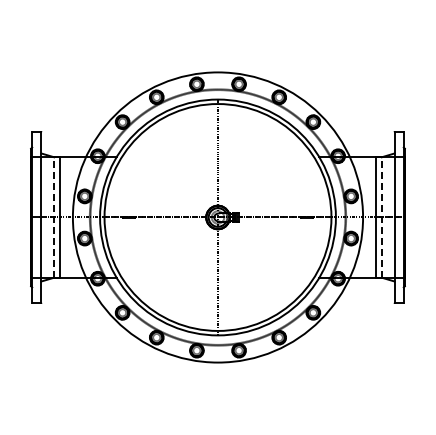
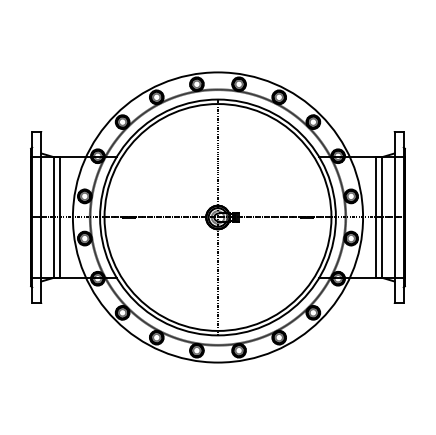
line: dashed -> solid (54, 217)
line: dashed -> solid (381, 217)
